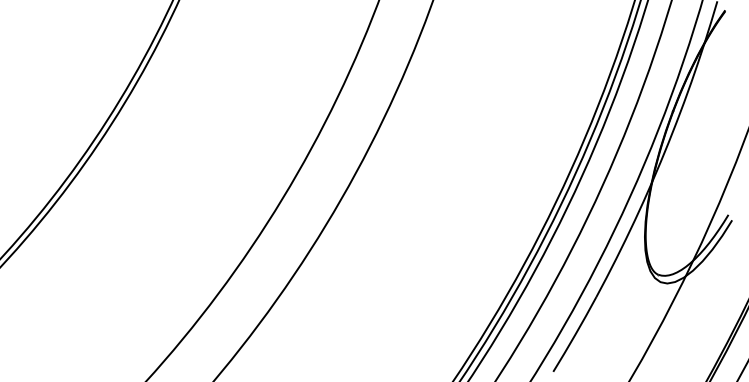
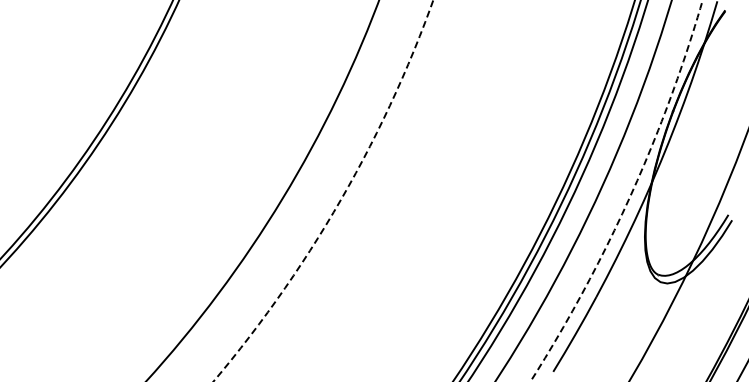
circle: solid -> dashed (323, 190)
circle: solid -> dashed (616, 190)
